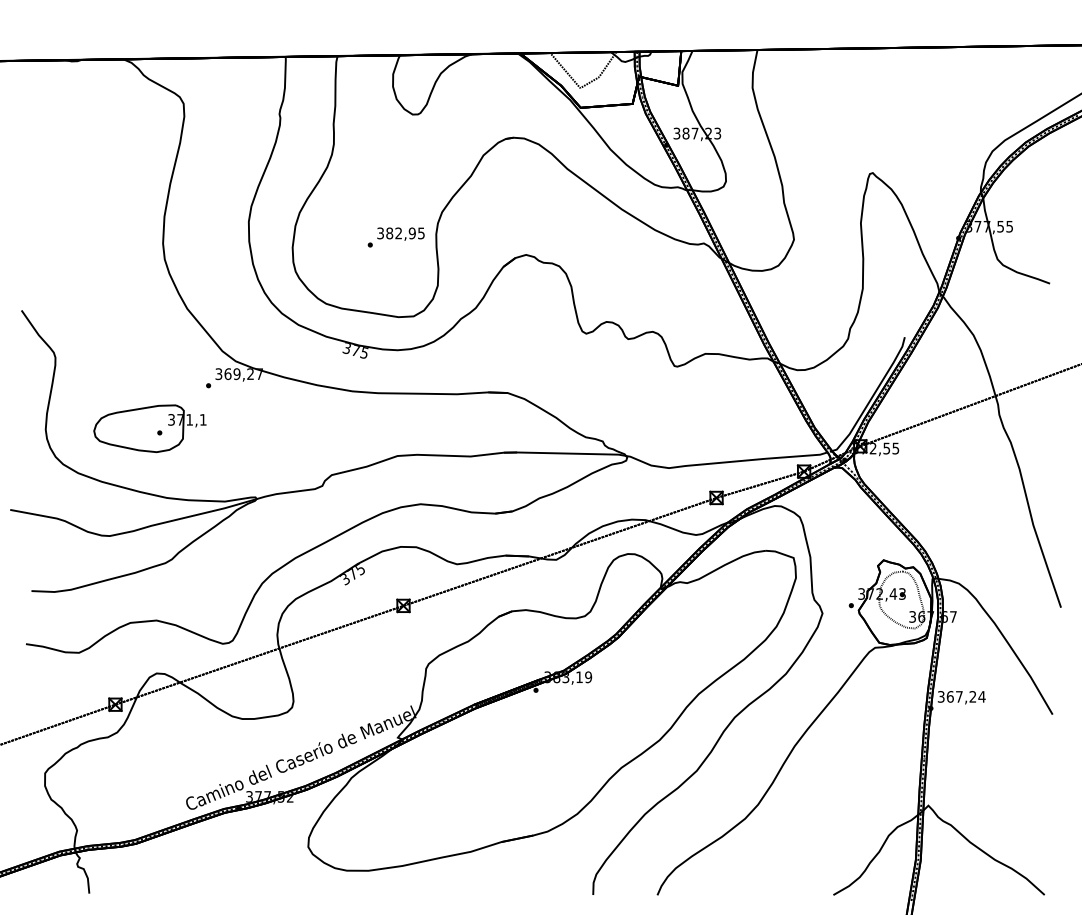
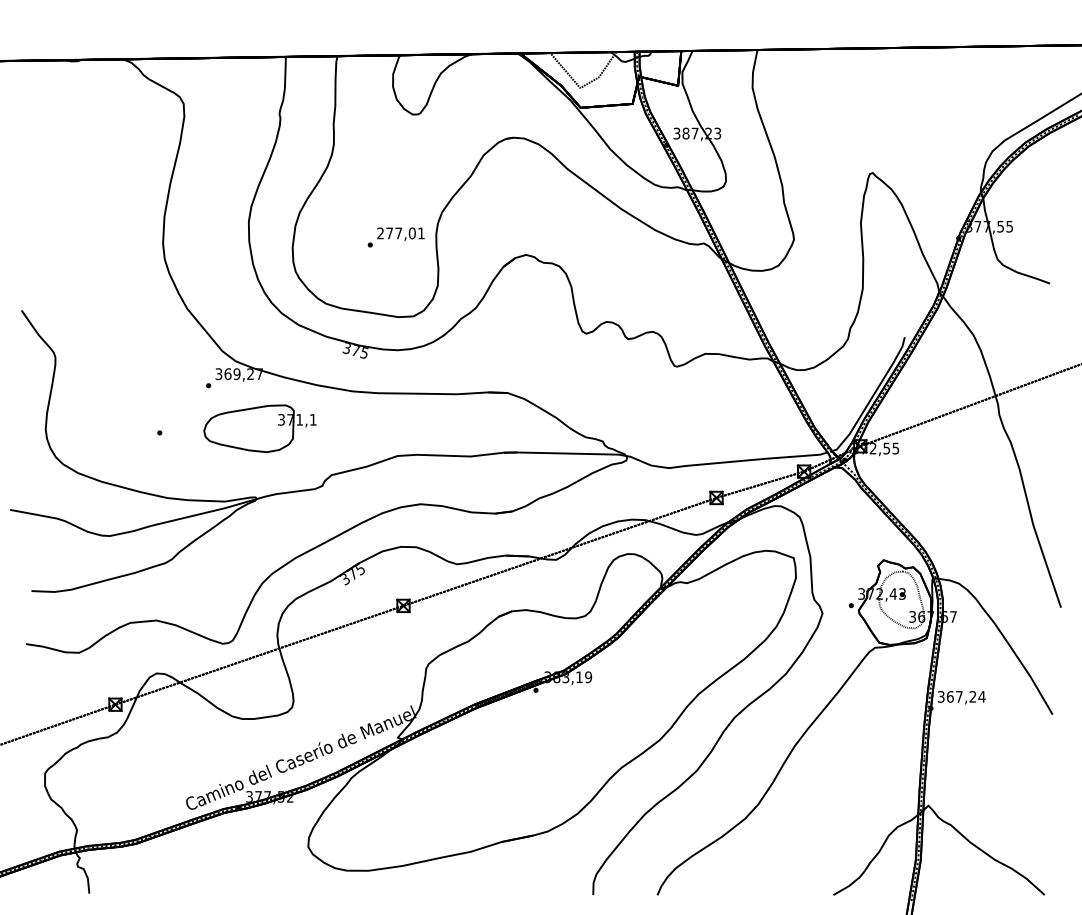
text: 382,95 -> 277,01 (400, 233)
part position: (149, 428) -> (259, 428) (259, 428)
